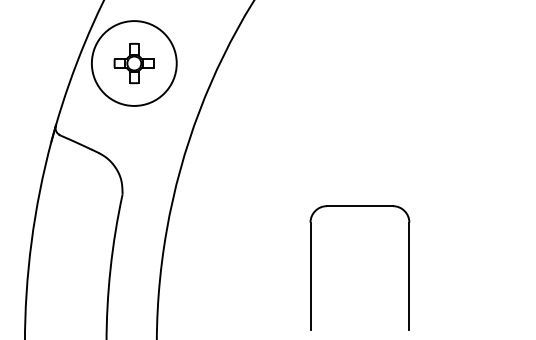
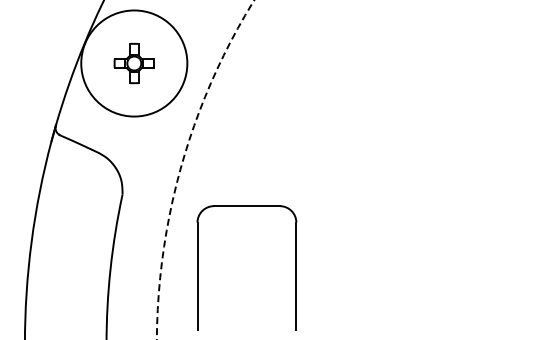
circle diameter: 85 px -> 106 px (134, 63)
arc: solid -> dashed (183, 160)
part position: (311, 267) -> (198, 267) (198, 267)
